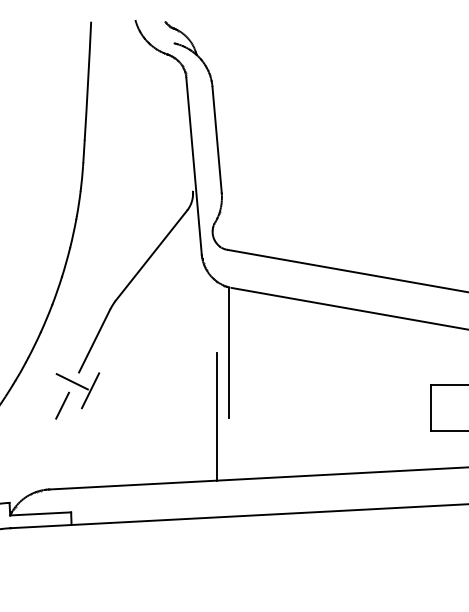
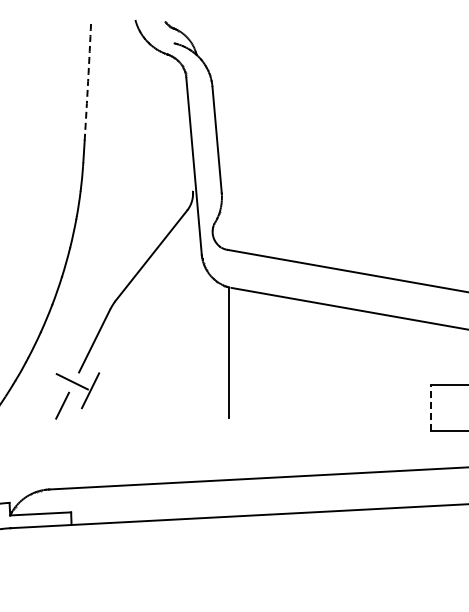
arc: solid -> dashed (88, 81)
line: solid -> dashed (430, 408)
line: present -> none (216, 416)
